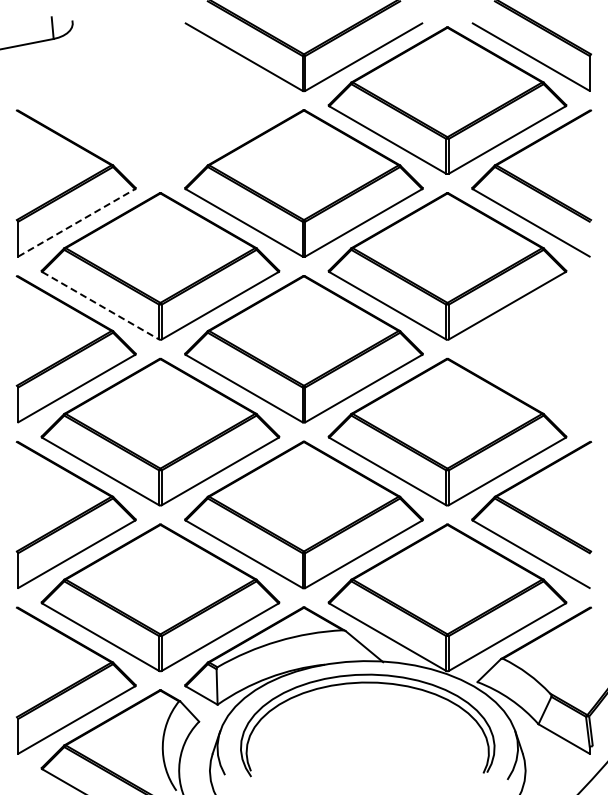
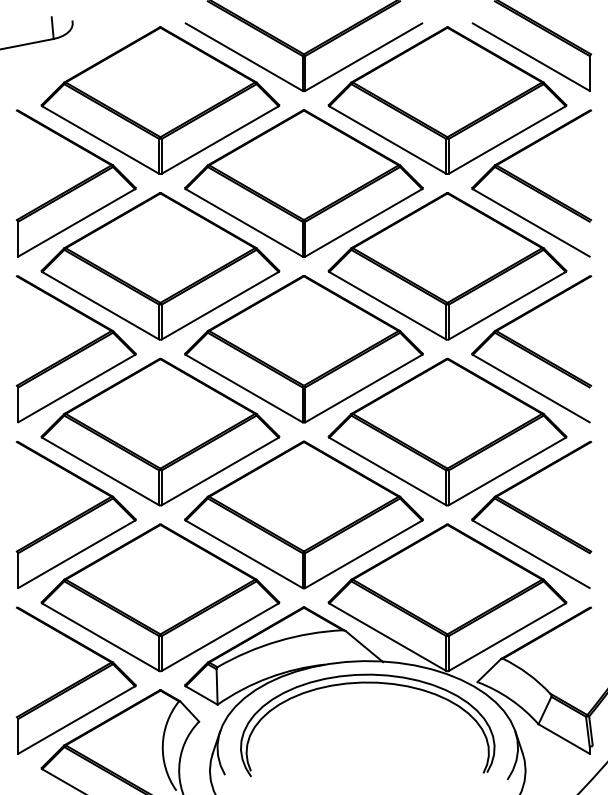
part: none -> present (160, 100)
line: dashed -> solid (77, 222)
line: dashed -> solid (101, 305)
part: none -> present (531, 349)
